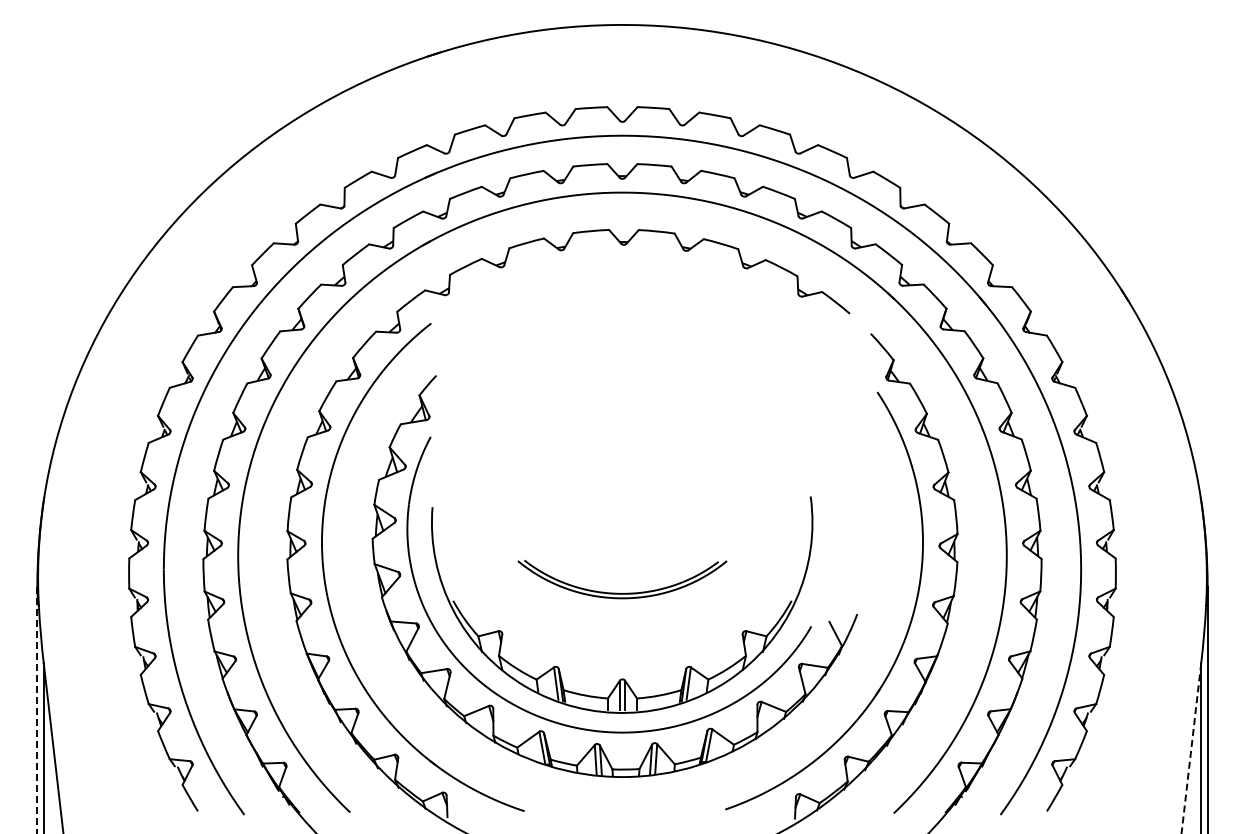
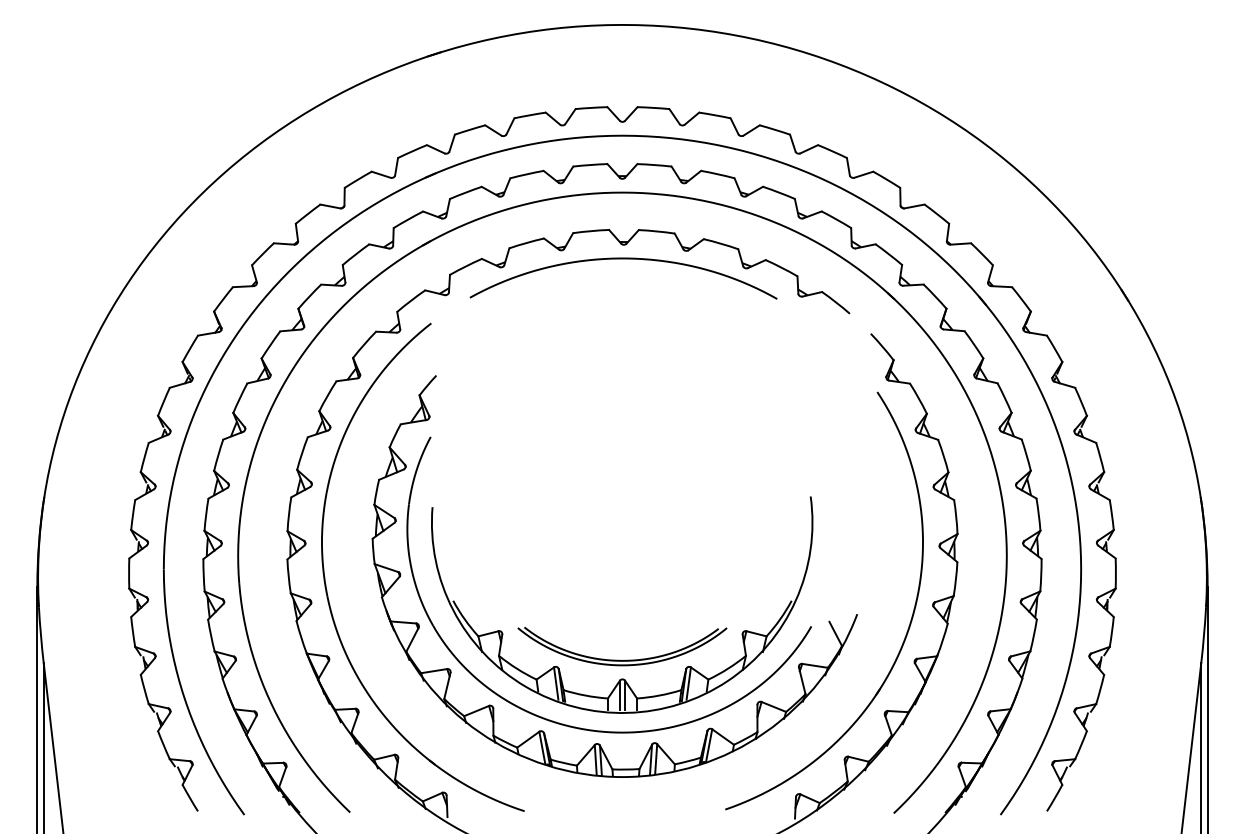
curve: none -> present (623, 259)
part position: (625, 592) -> (625, 659) (625, 659)
line: dashed -> solid (37, 711)
line: dashed -> solid (1191, 748)
